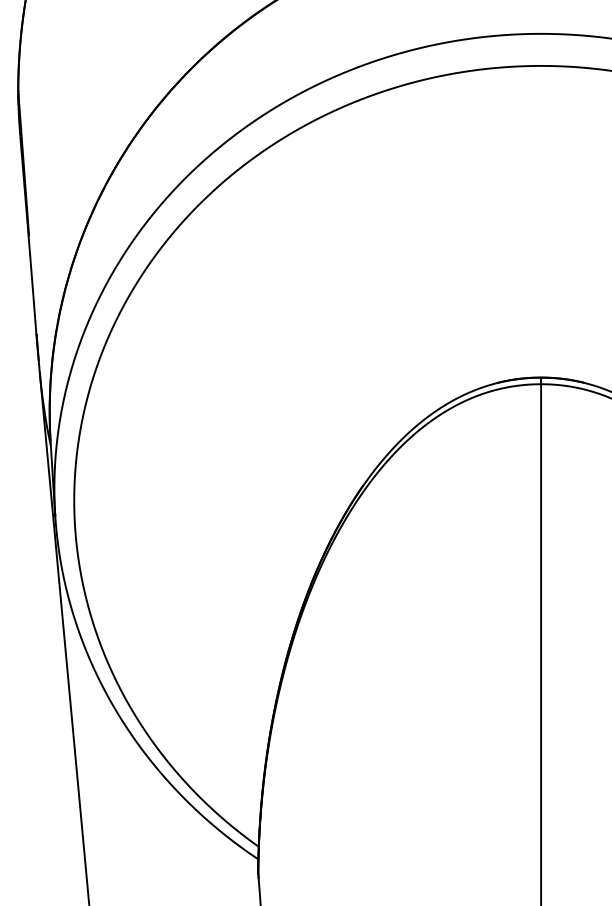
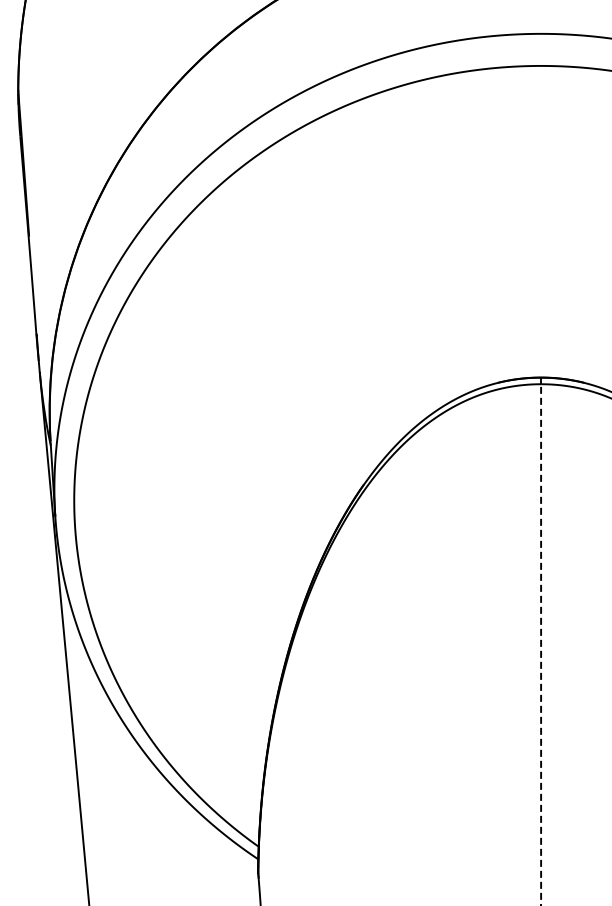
line: solid -> dashed (541, 644)
